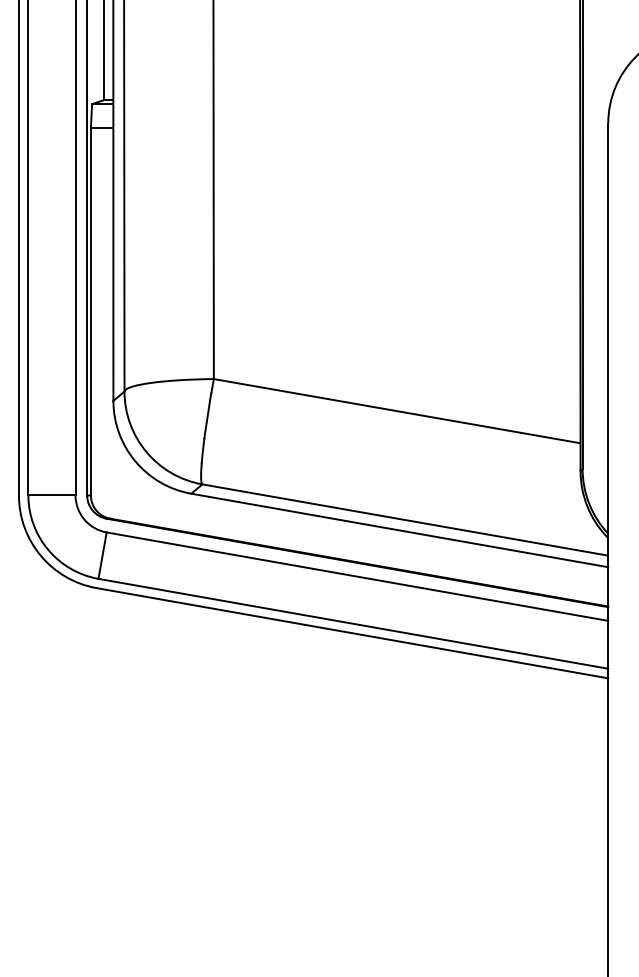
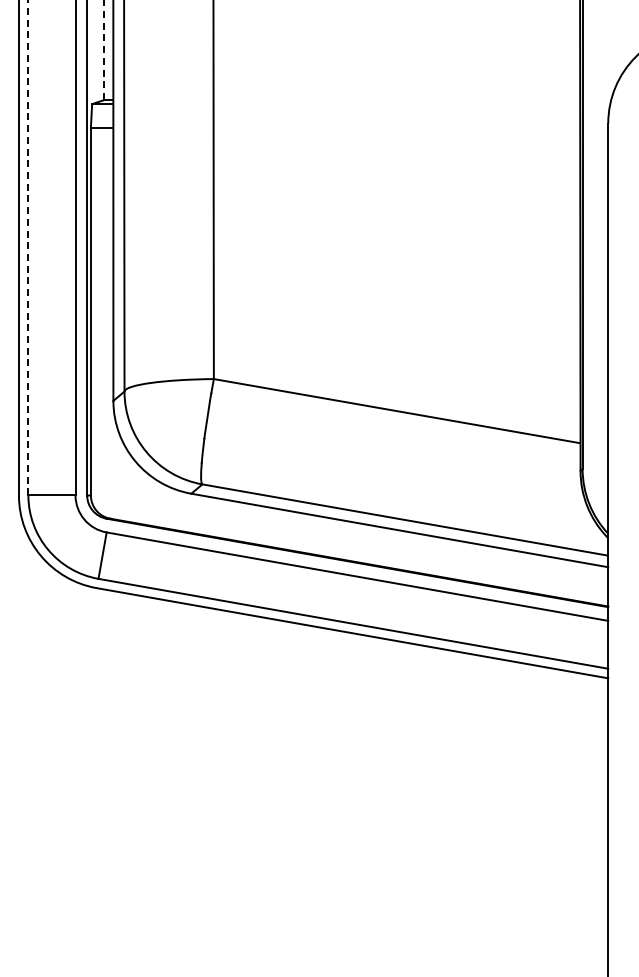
line: solid -> dashed (104, 50)
line: solid -> dashed (28, 247)
